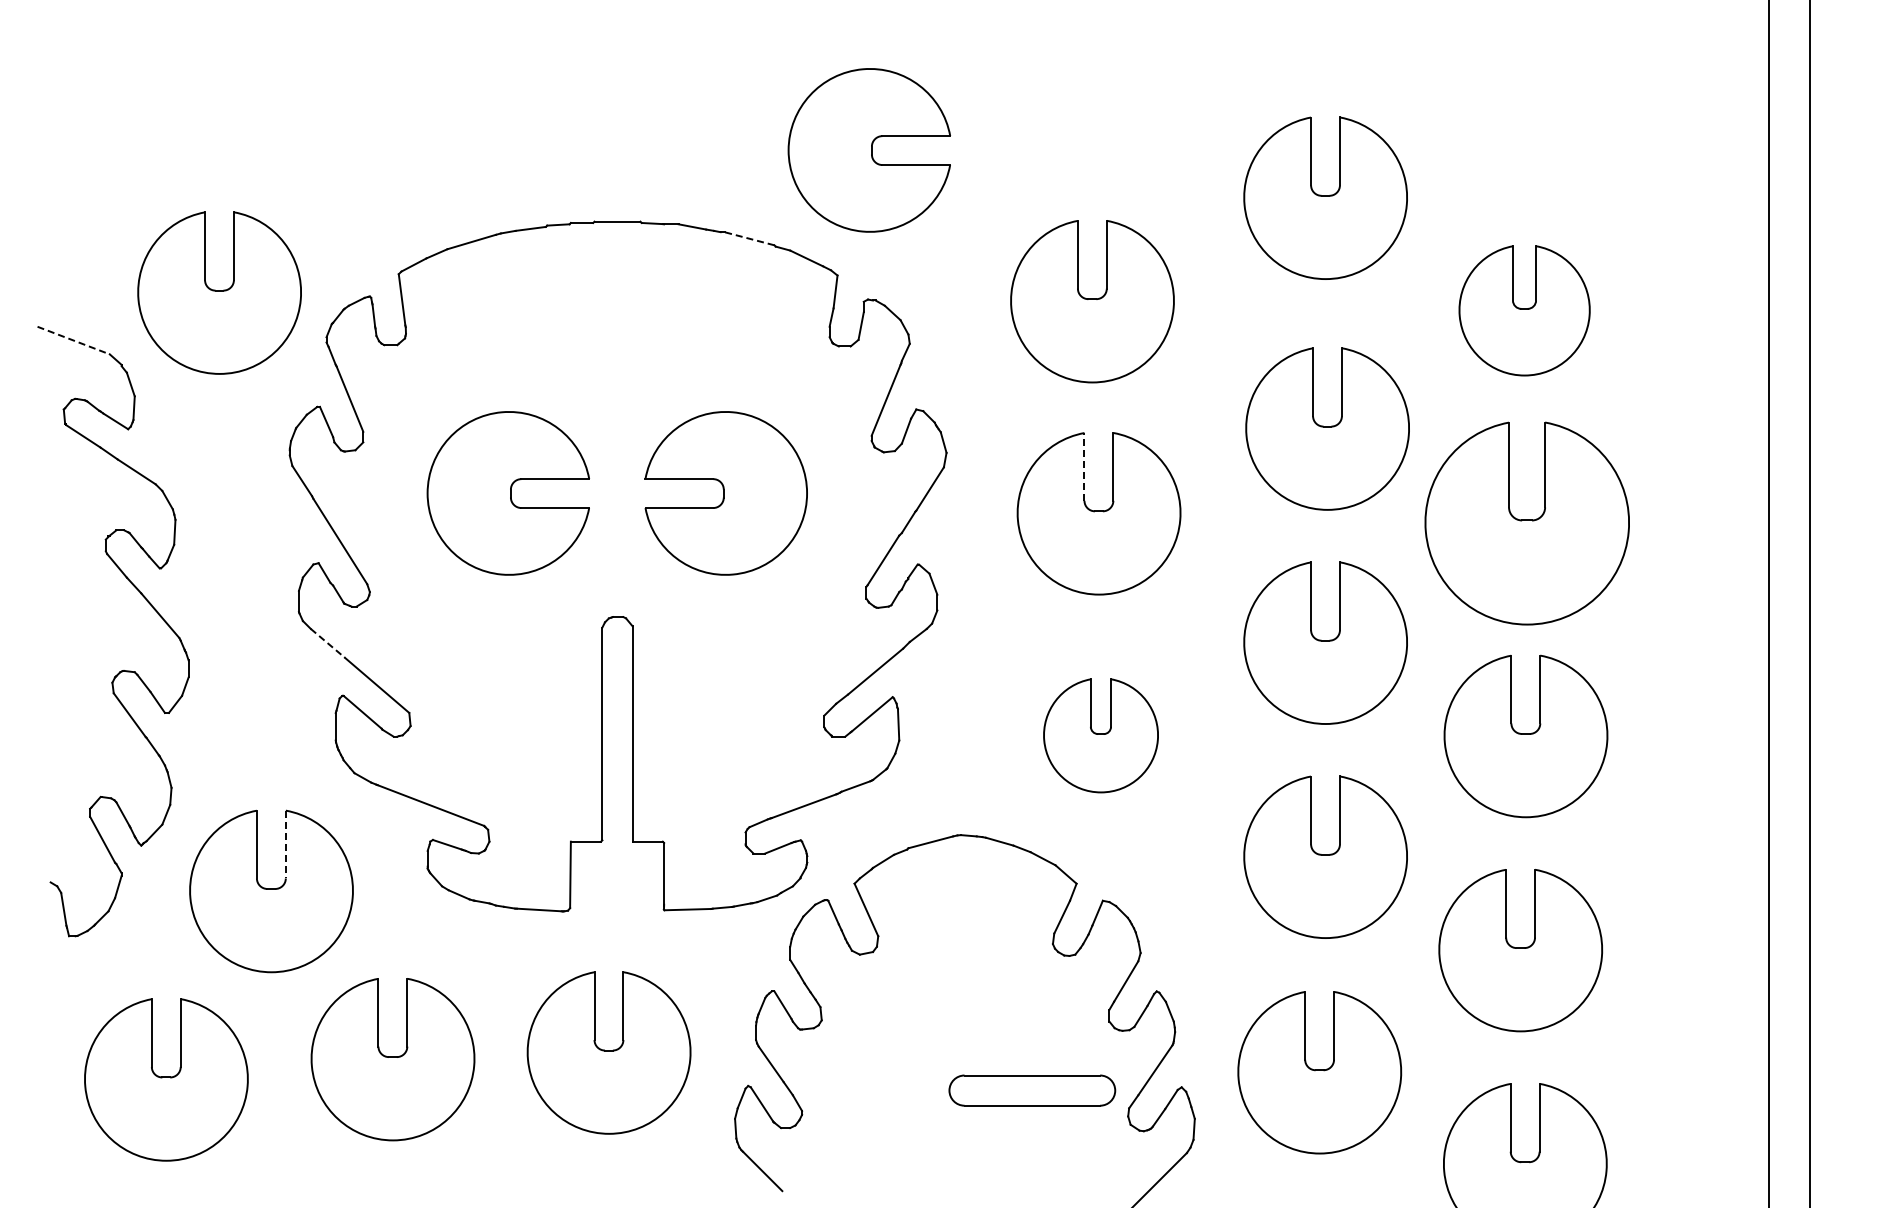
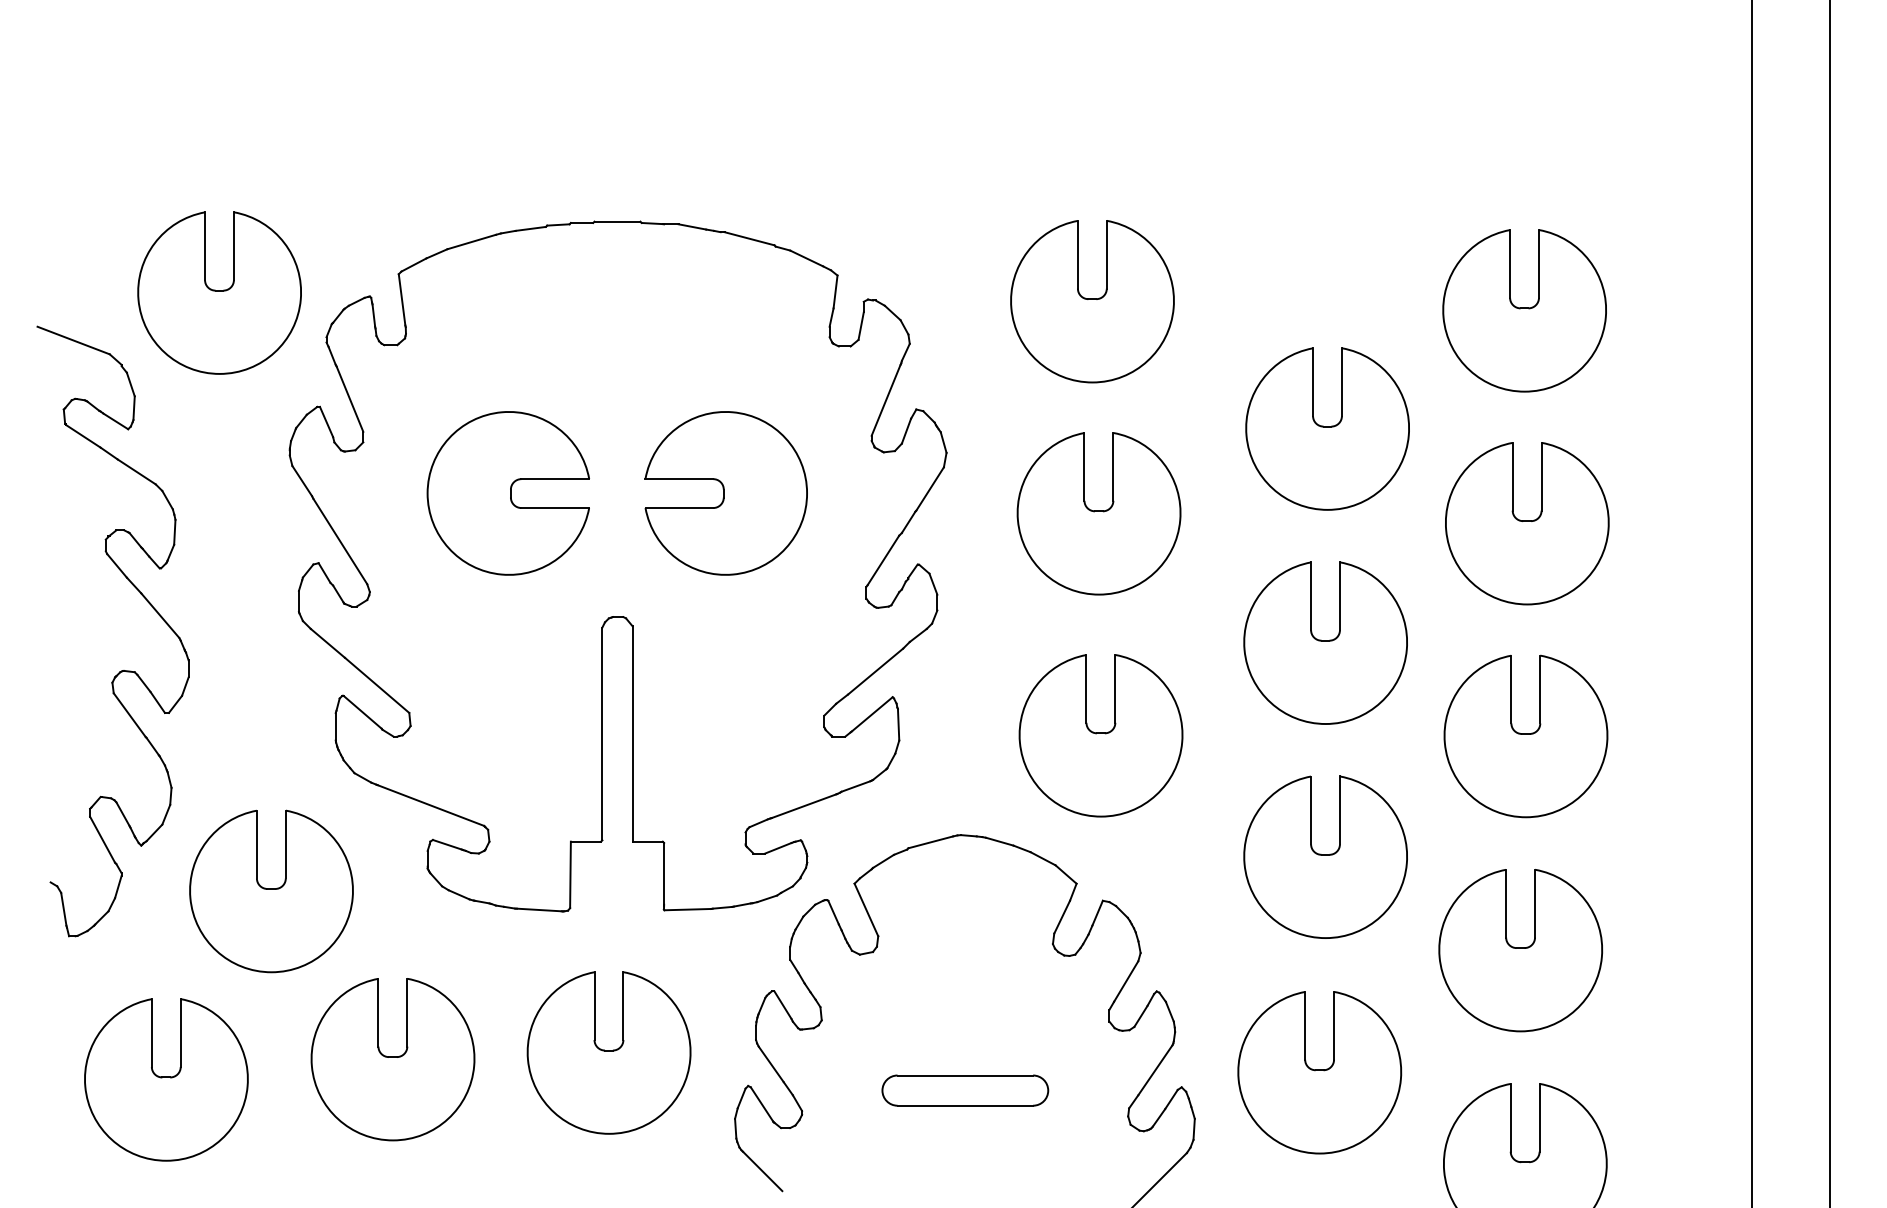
part: present -> none (868, 150)
part: present -> none (1325, 197)
line: dashed -> solid (749, 238)
part size: 133x132 px -> 165x164 px (1524, 310)
line: dashed -> solid (73, 340)
line: dashed -> solid (1084, 466)
part size: 206x205 px -> 165x164 px (1527, 523)
line position: (1768, 603) -> (1751, 603) (1751, 603)
line position: (1810, 603) -> (1830, 603) (1830, 603)
line: dashed -> solid (328, 643)
part size: 116x116 px -> 166x164 px (1100, 735)
line: dashed -> solid (285, 844)
part position: (1032, 1090) -> (965, 1090) (965, 1090)
